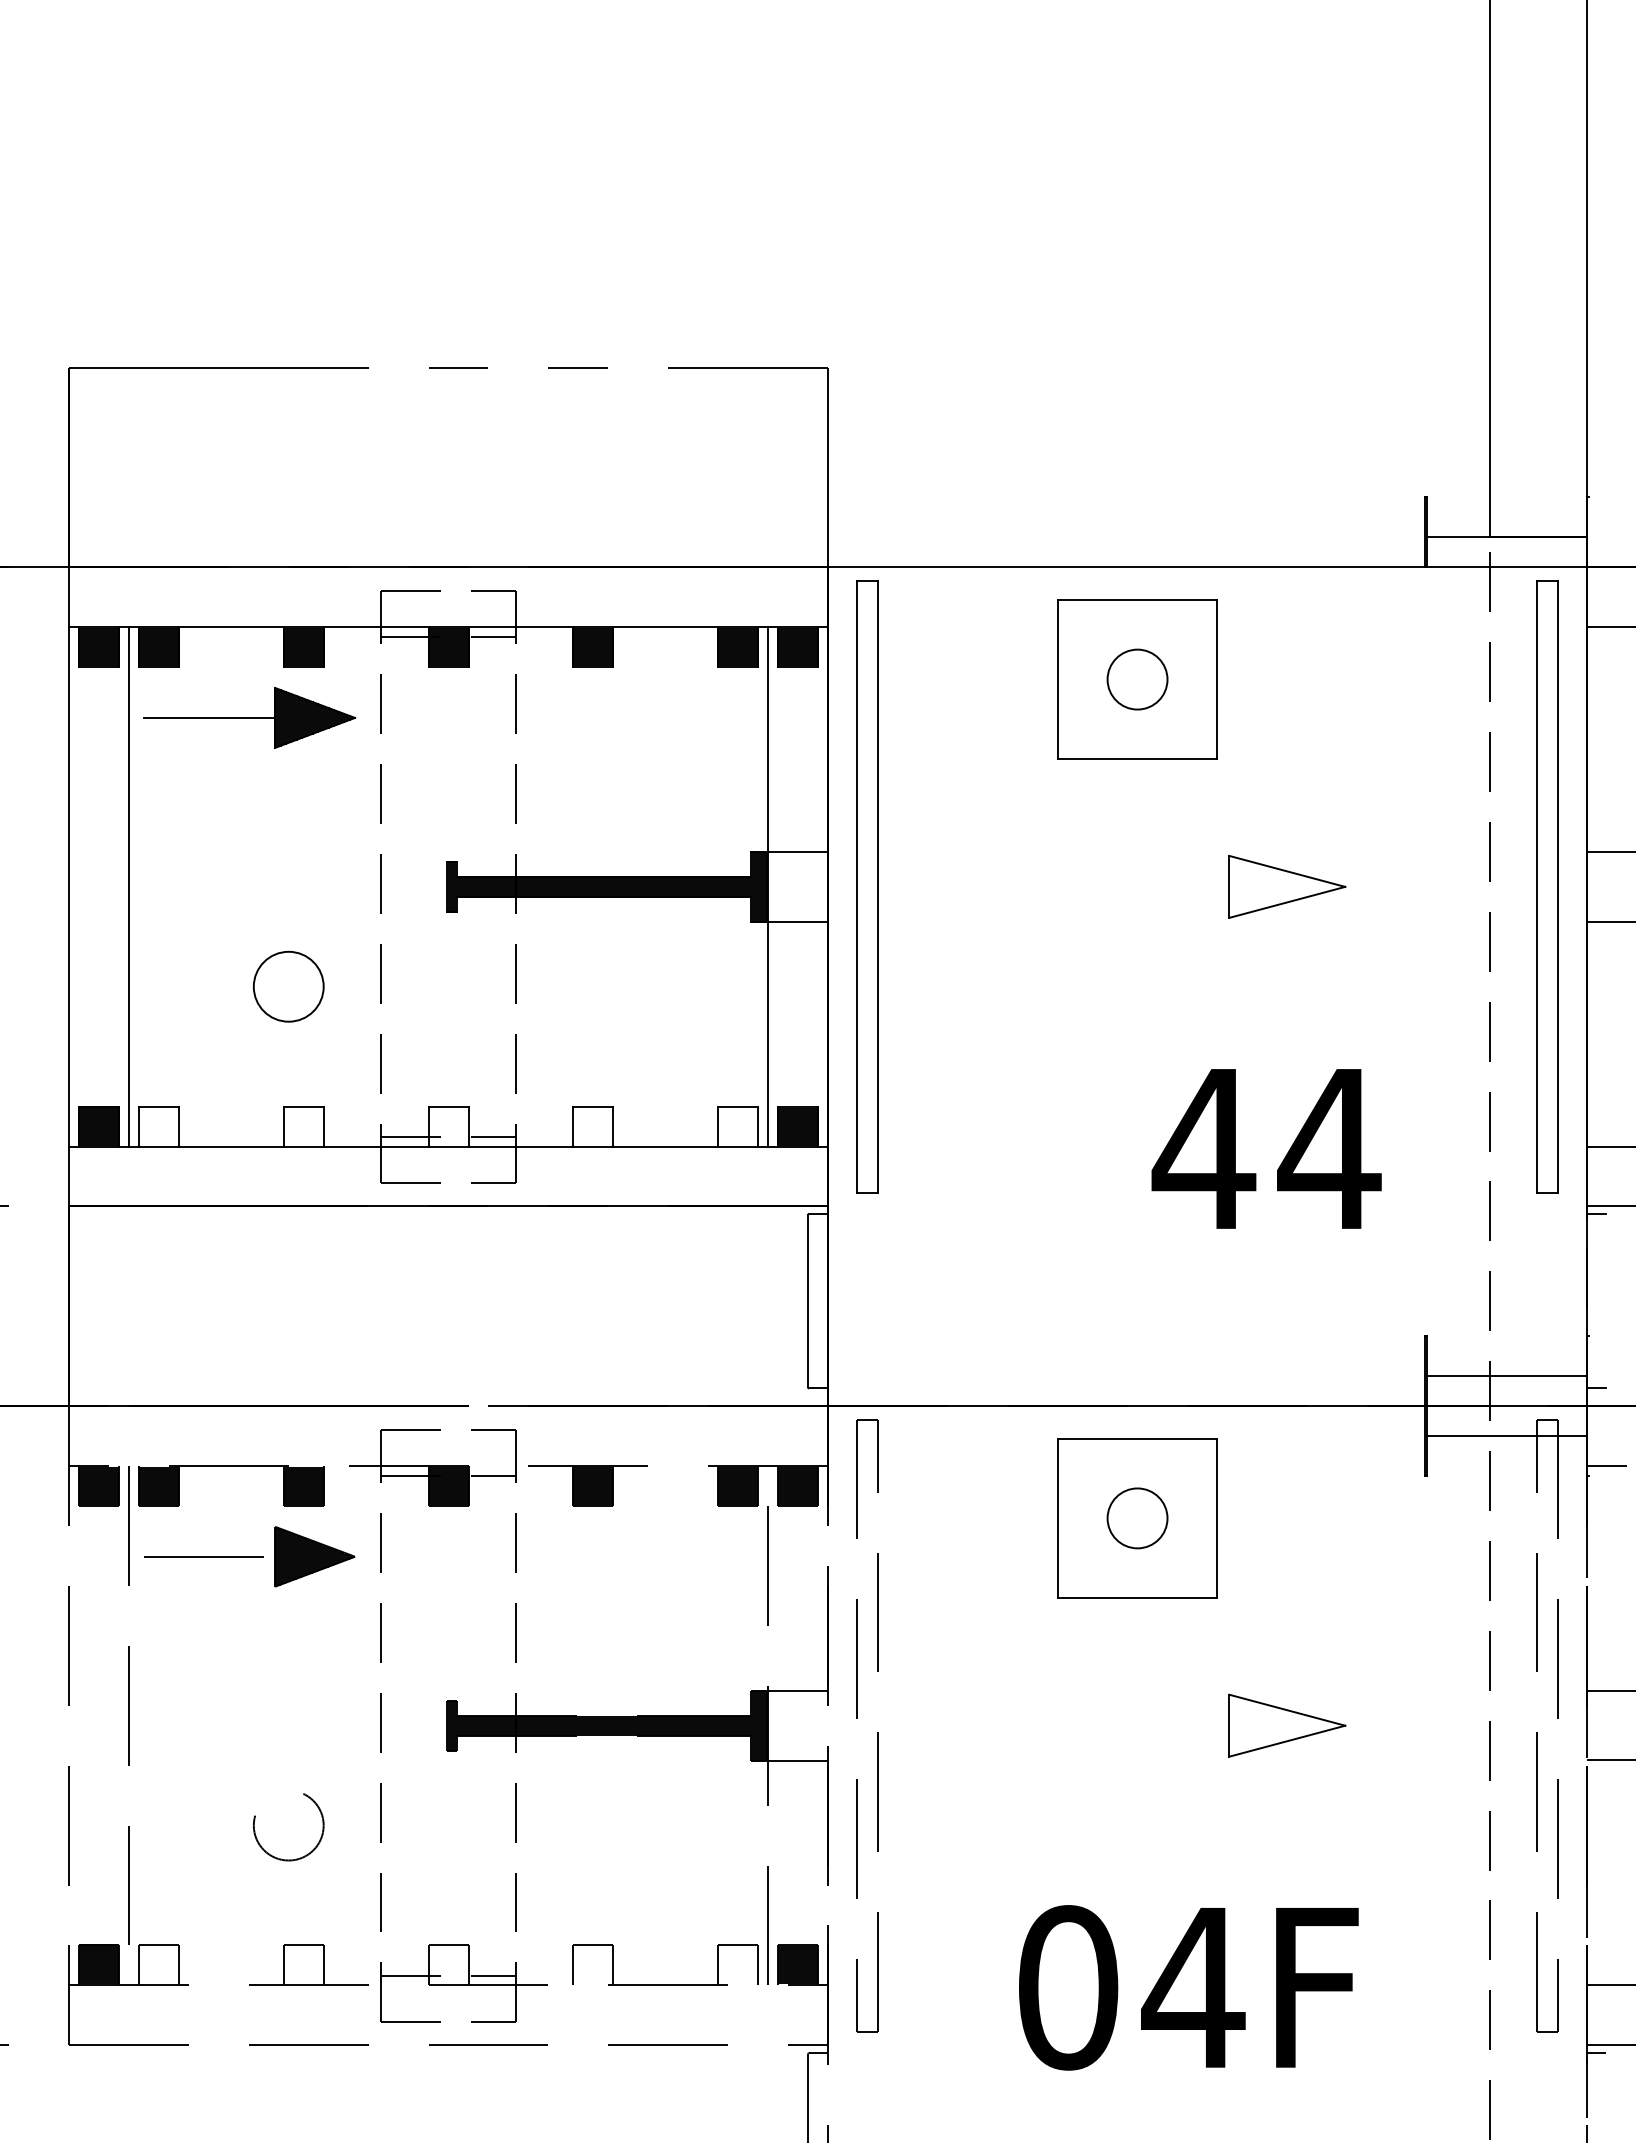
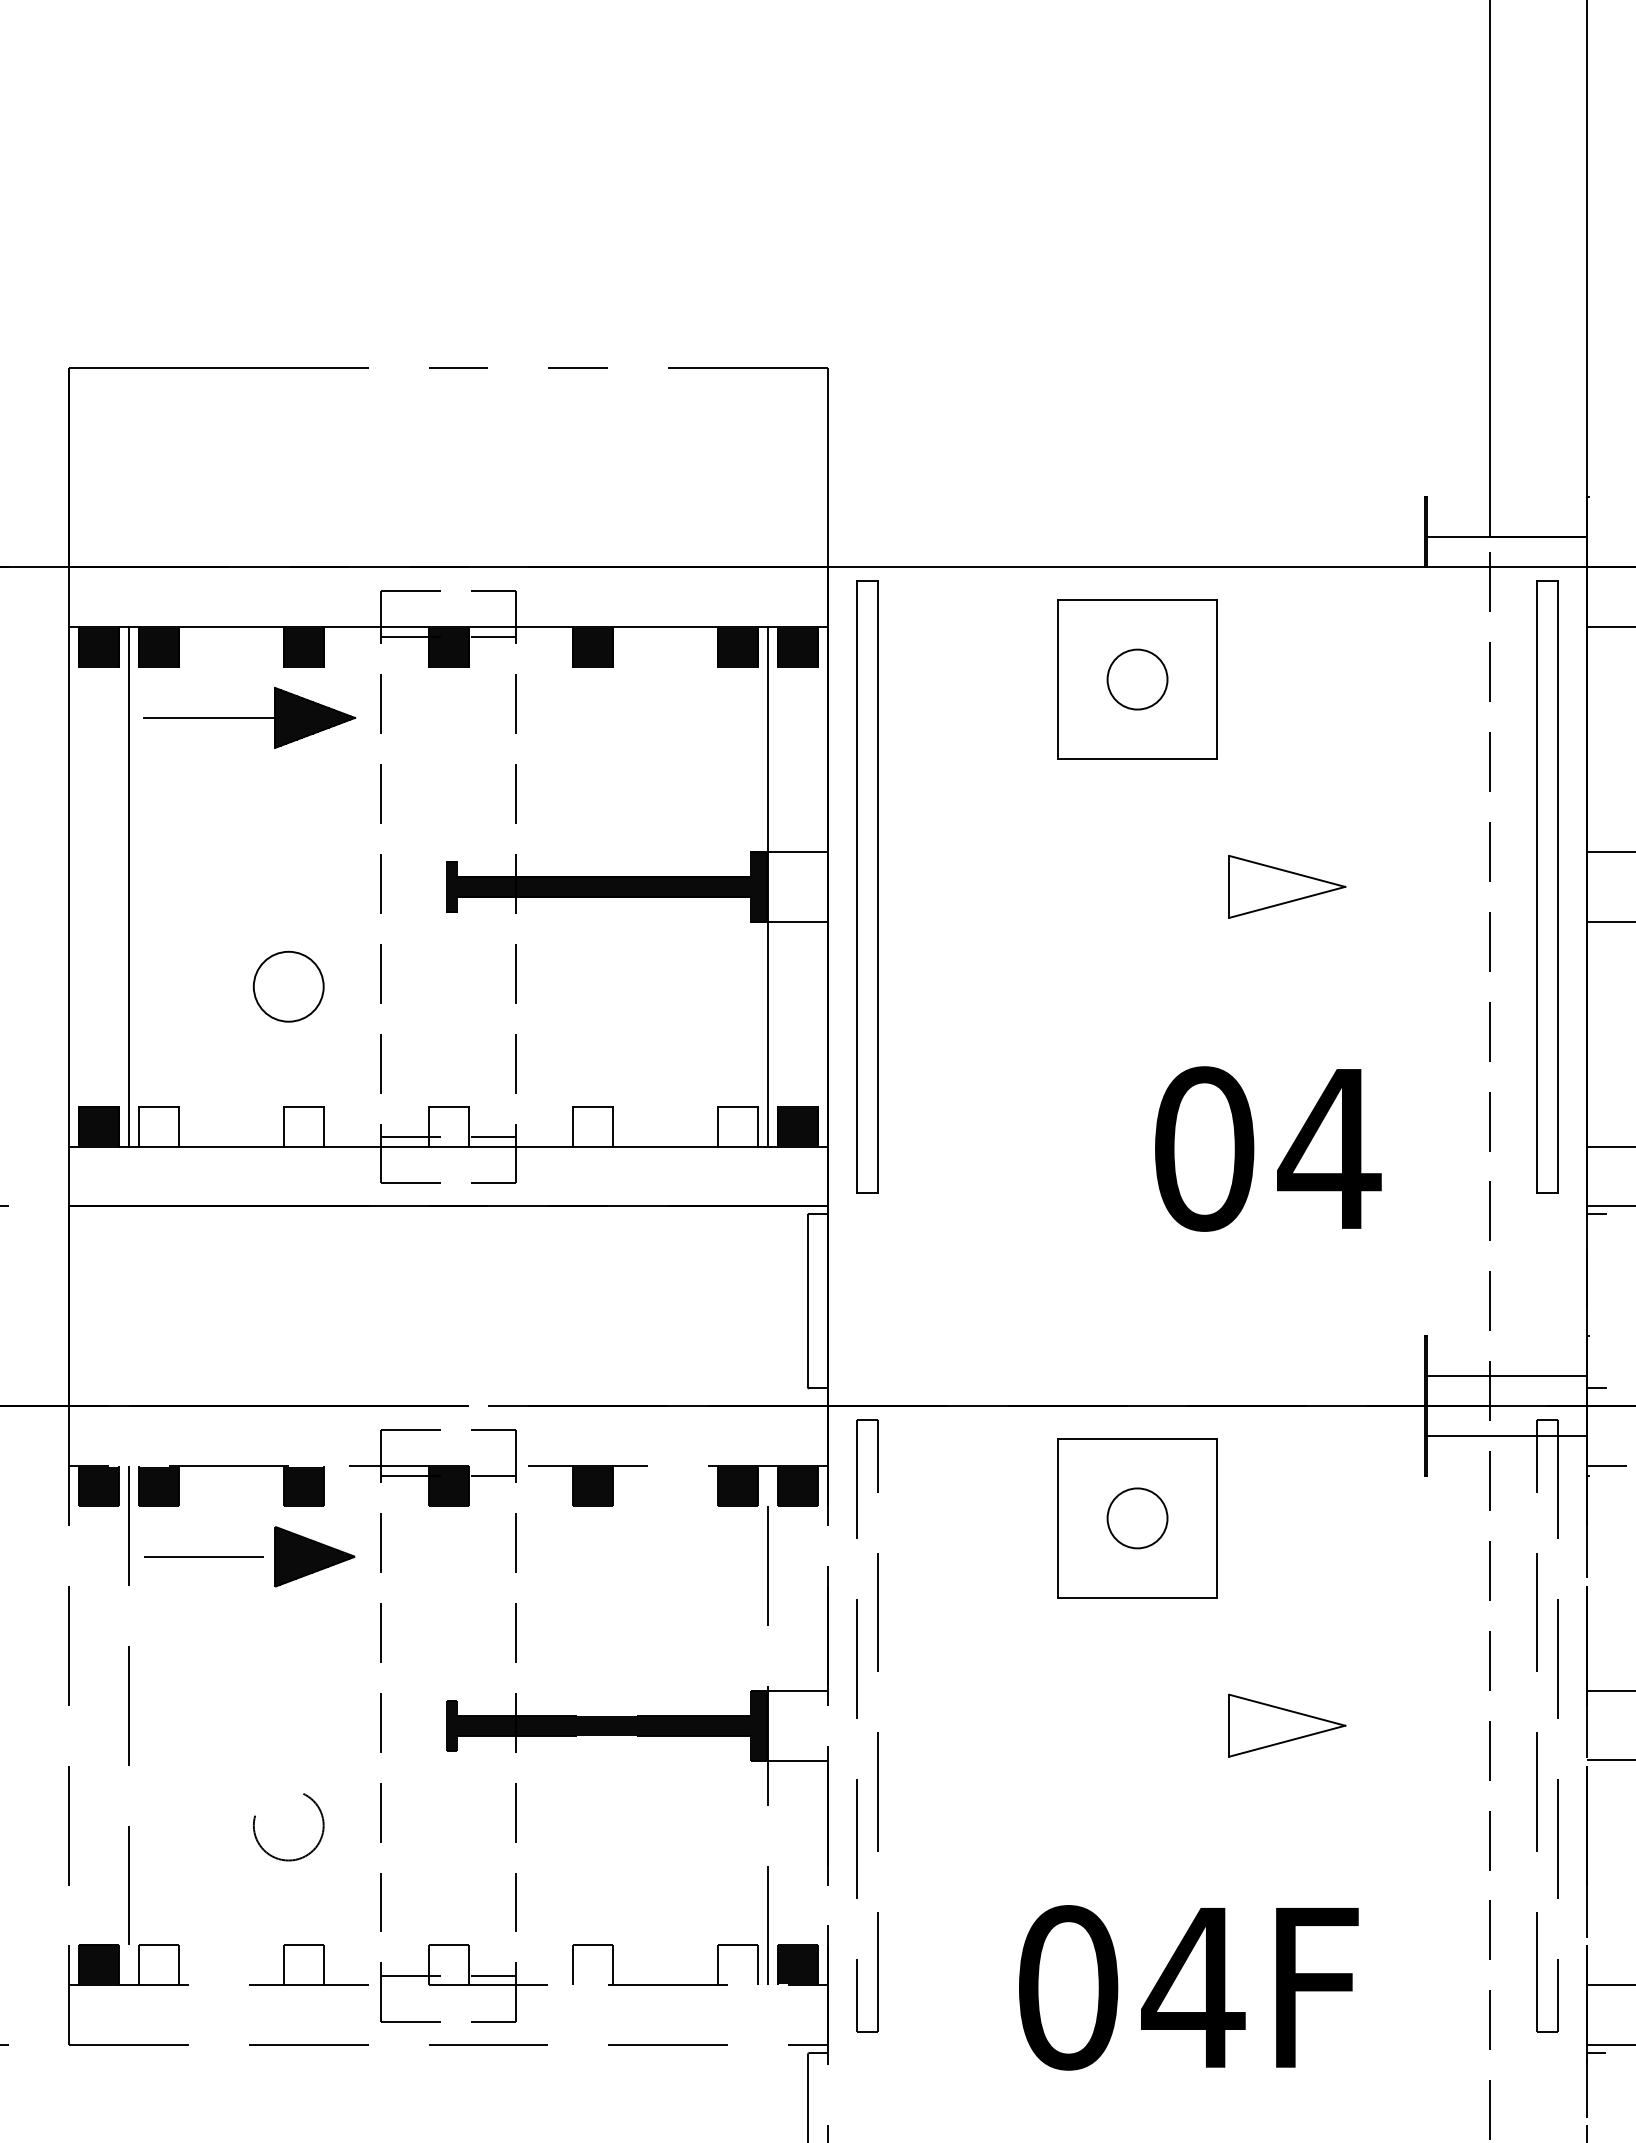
text: 44 -> 04 (1203, 1148)
